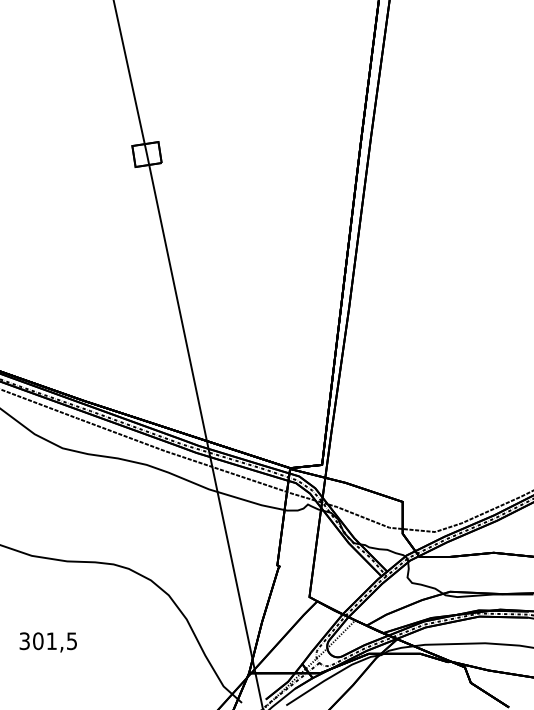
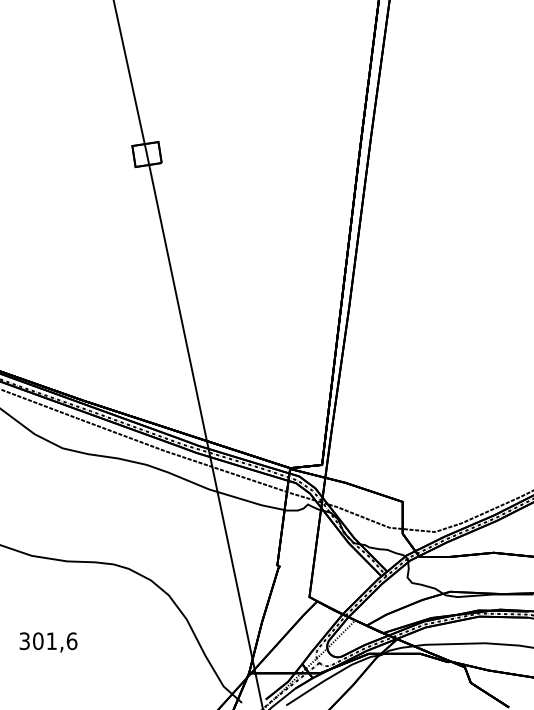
text: 301,5 -> 301,6 (71, 641)
